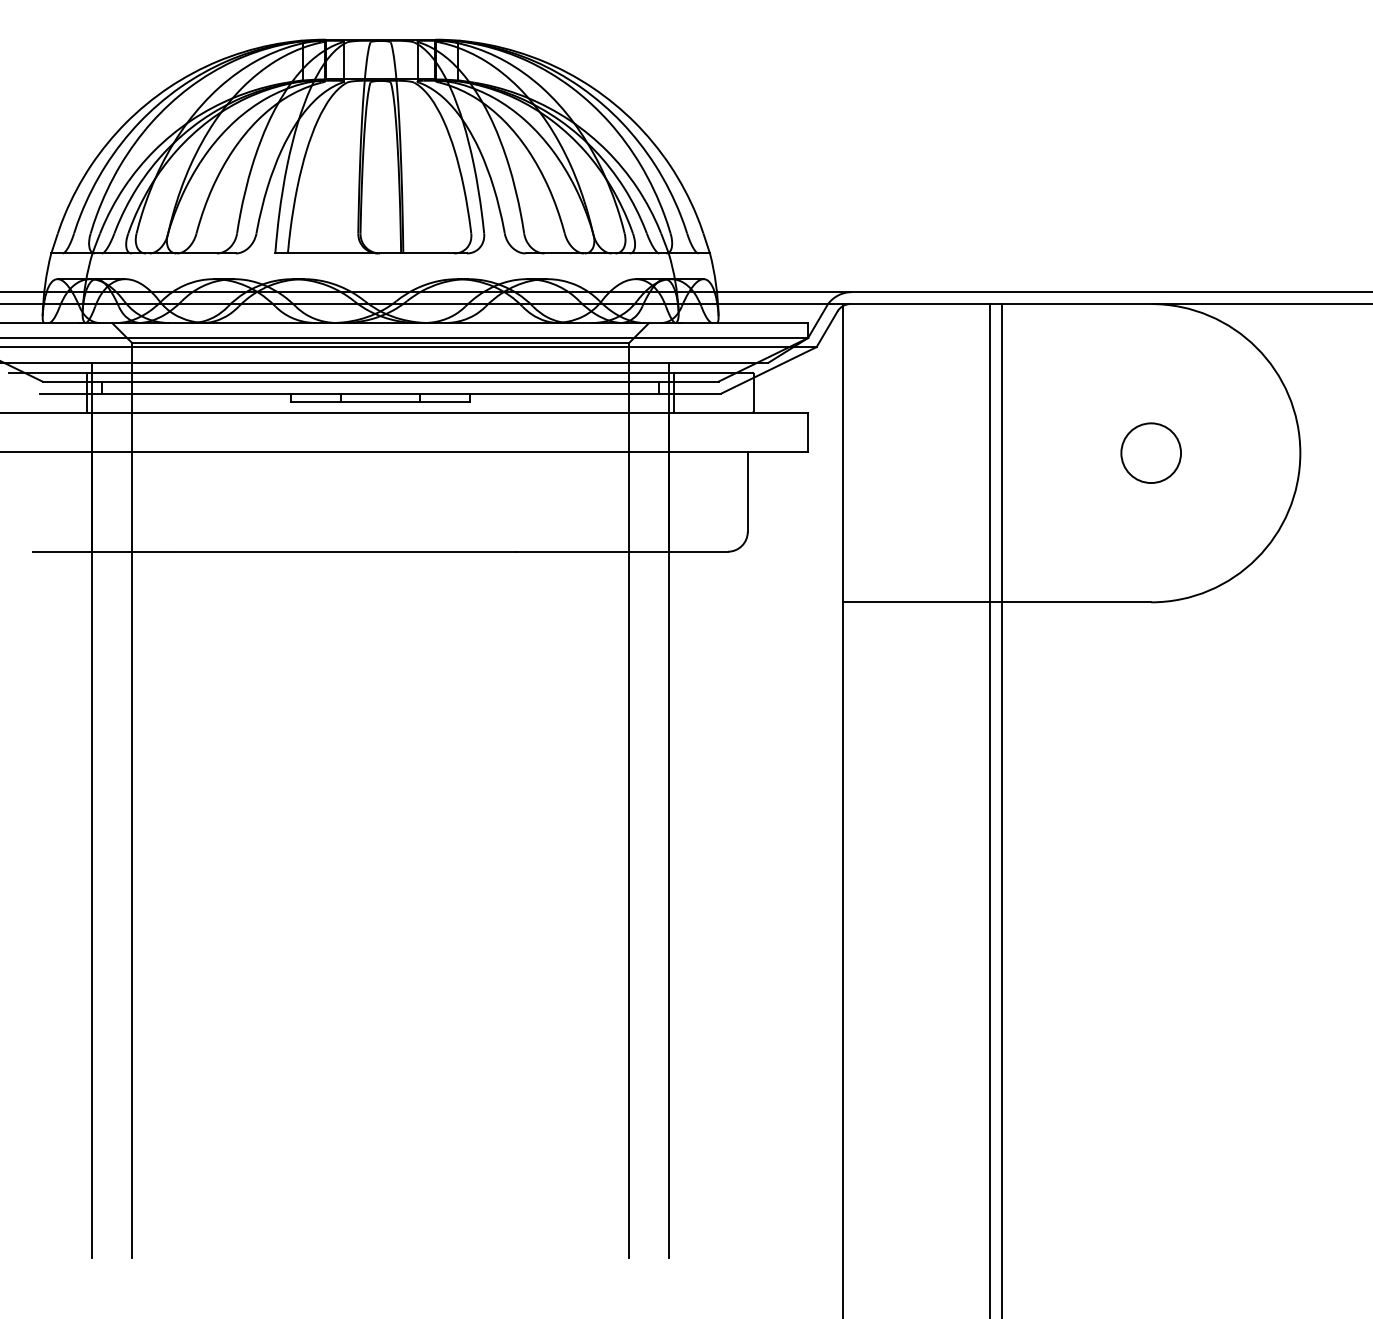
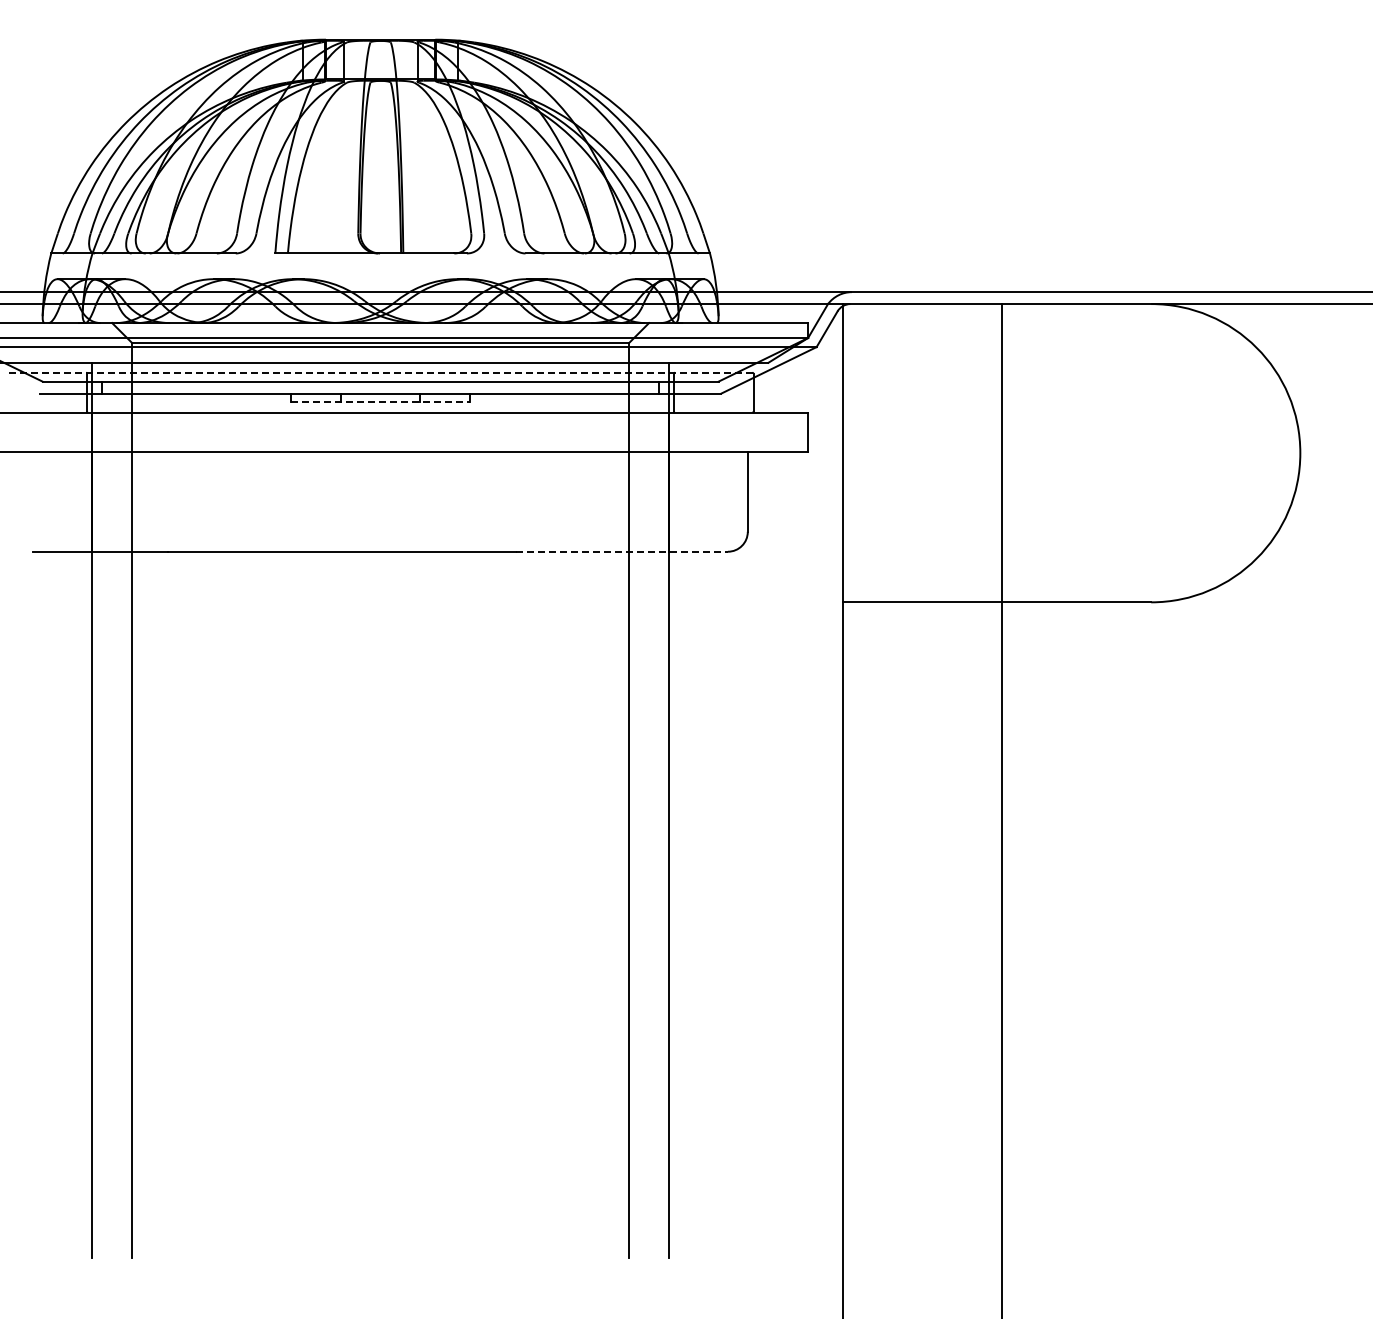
line: solid -> dashed (380, 372)
line: solid -> dashed (381, 402)
circle: present -> none (1150, 452)
line: solid -> dashed (622, 551)
line: present -> none (990, 809)
